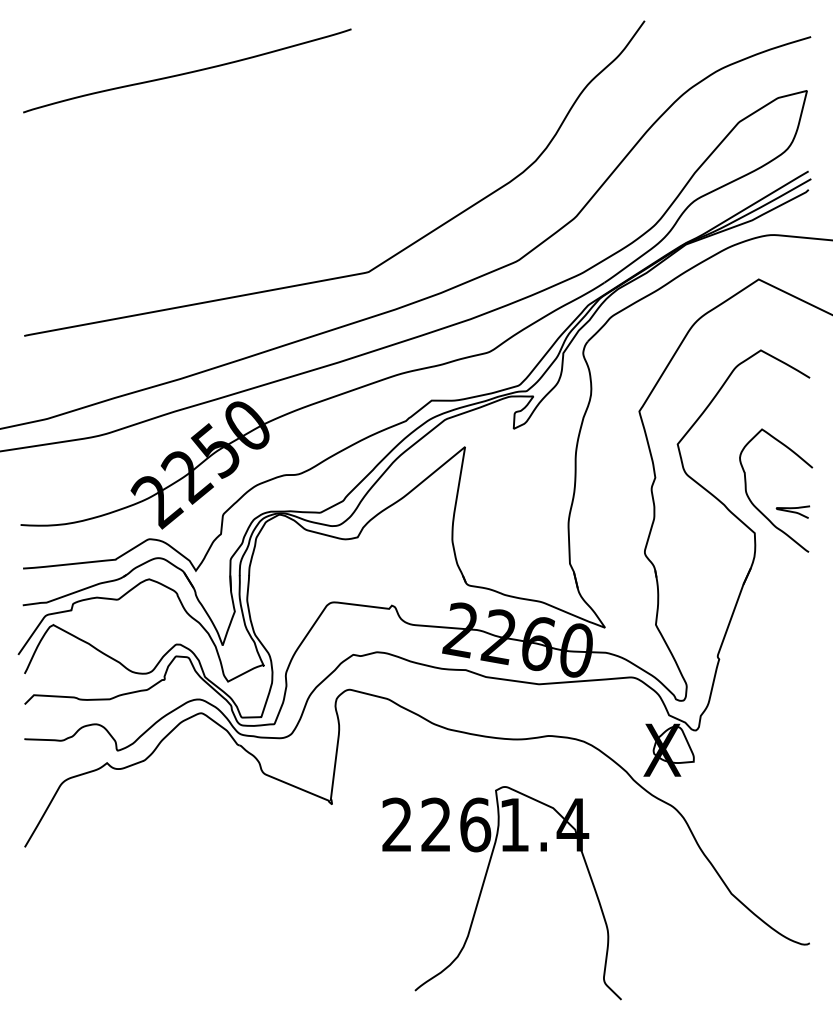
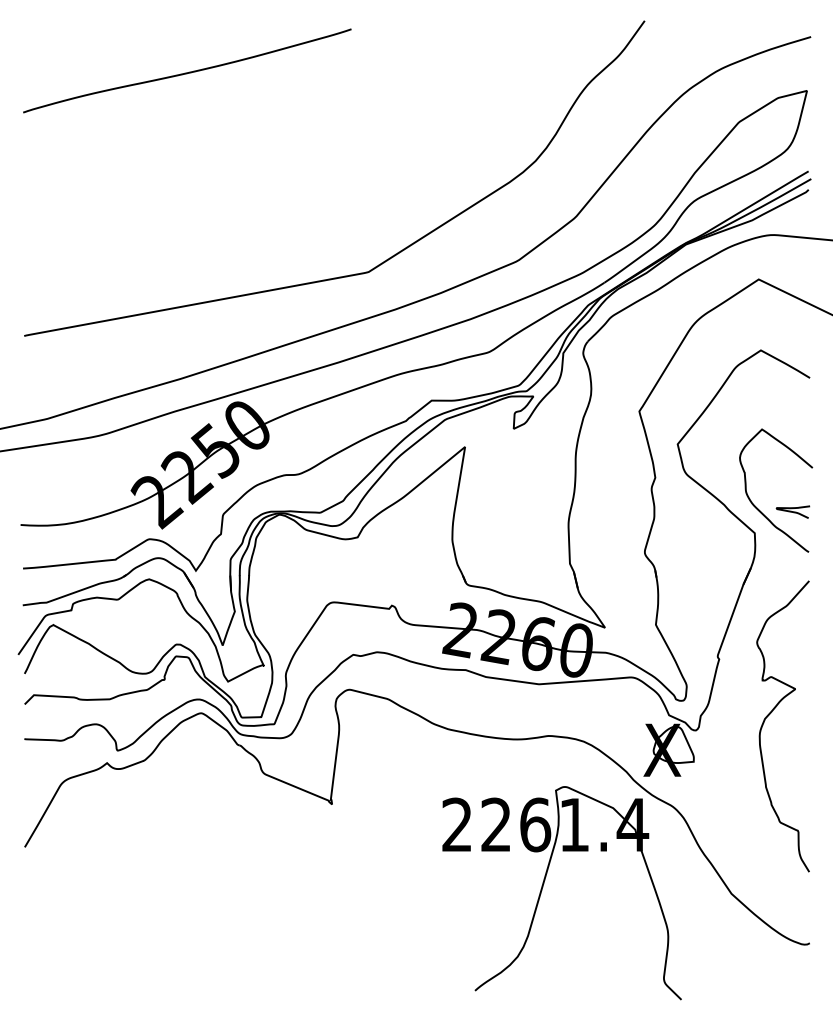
curve: none -> present (770, 714)
part position: (483, 887) -> (543, 887) (543, 887)
